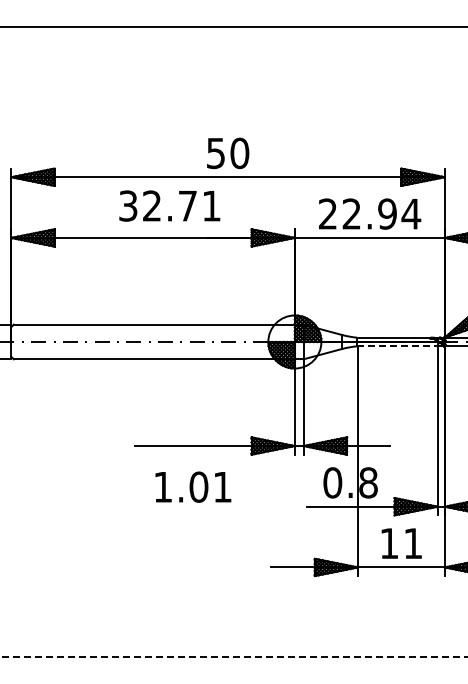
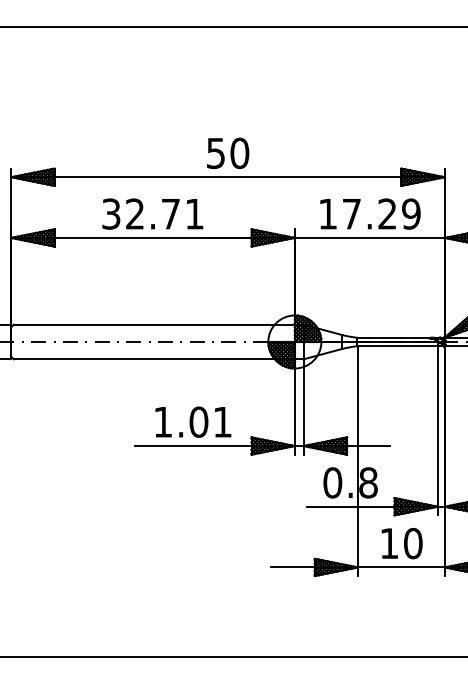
text position: (169, 205) -> (152, 213) (152, 213)
text: 22.94 -> 17.29 (370, 213)
line: dashed -> solid (398, 346)
text position: (193, 486) -> (193, 421) (193, 421)
text: 11 -> 10 (413, 543)
line: dashed -> solid (234, 656)
